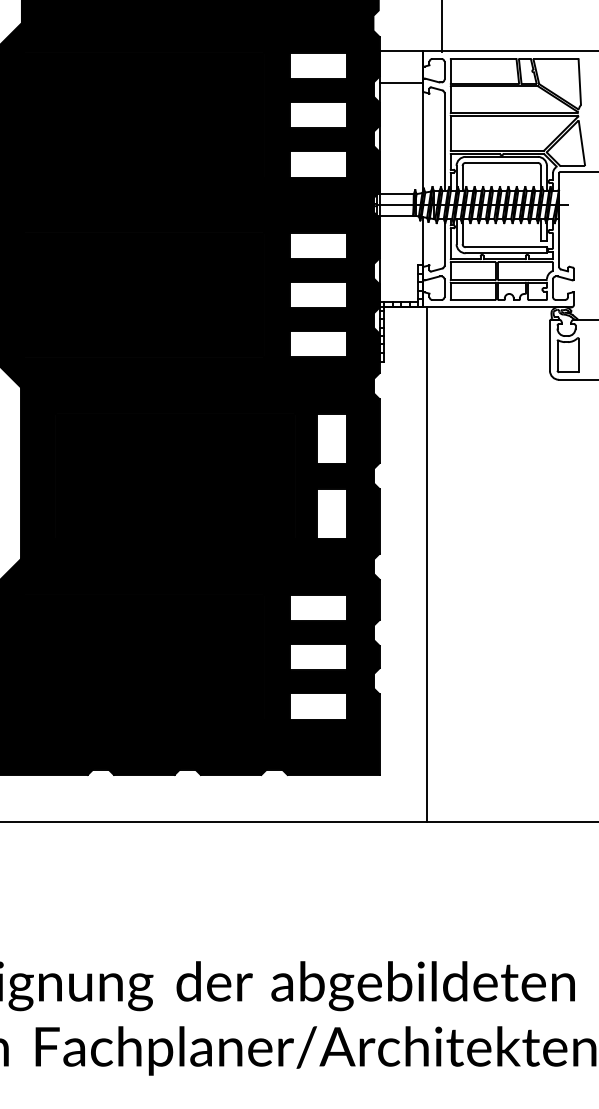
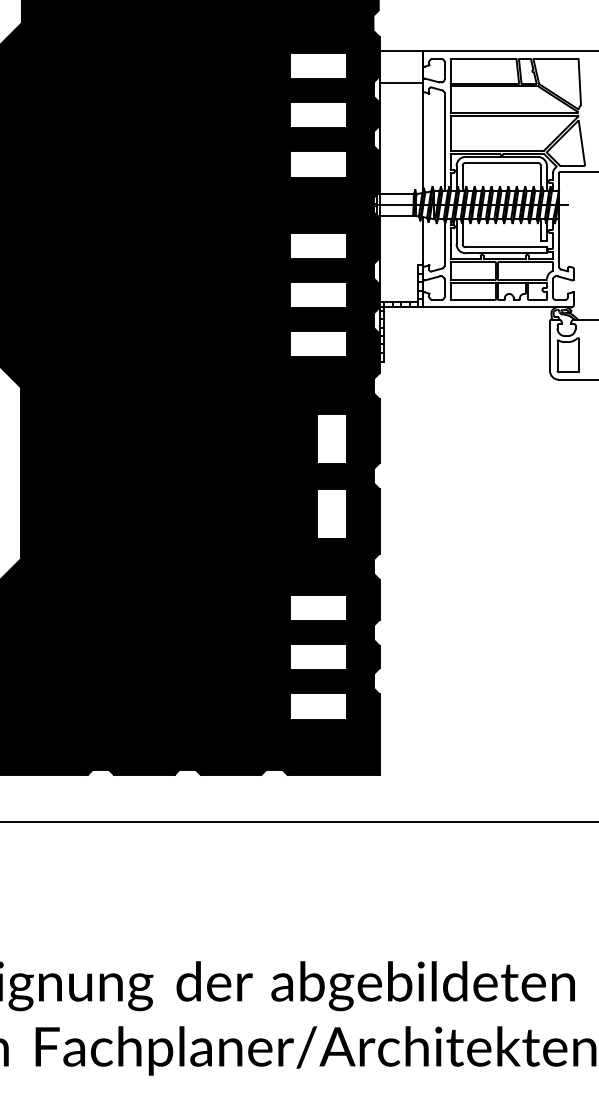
line: present -> none (442, 27)
line: present -> none (426, 564)
